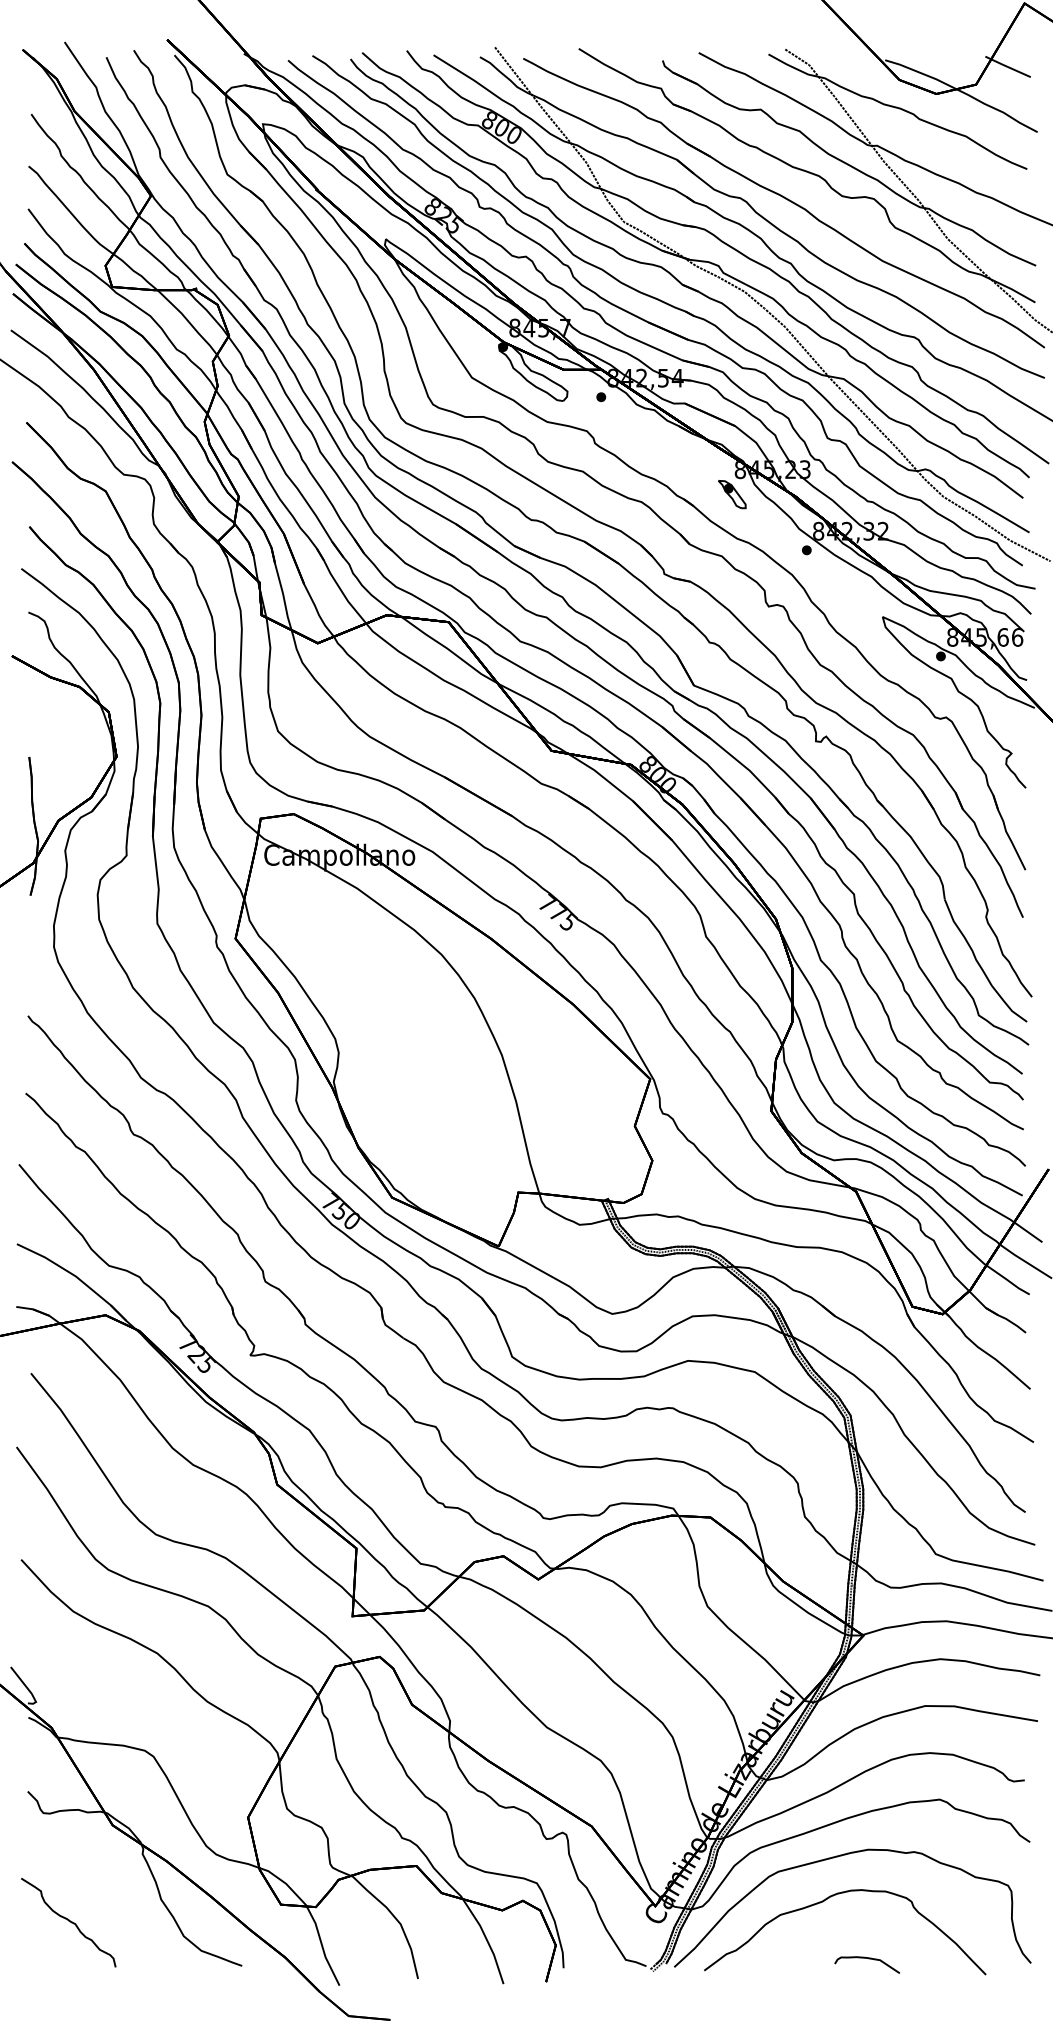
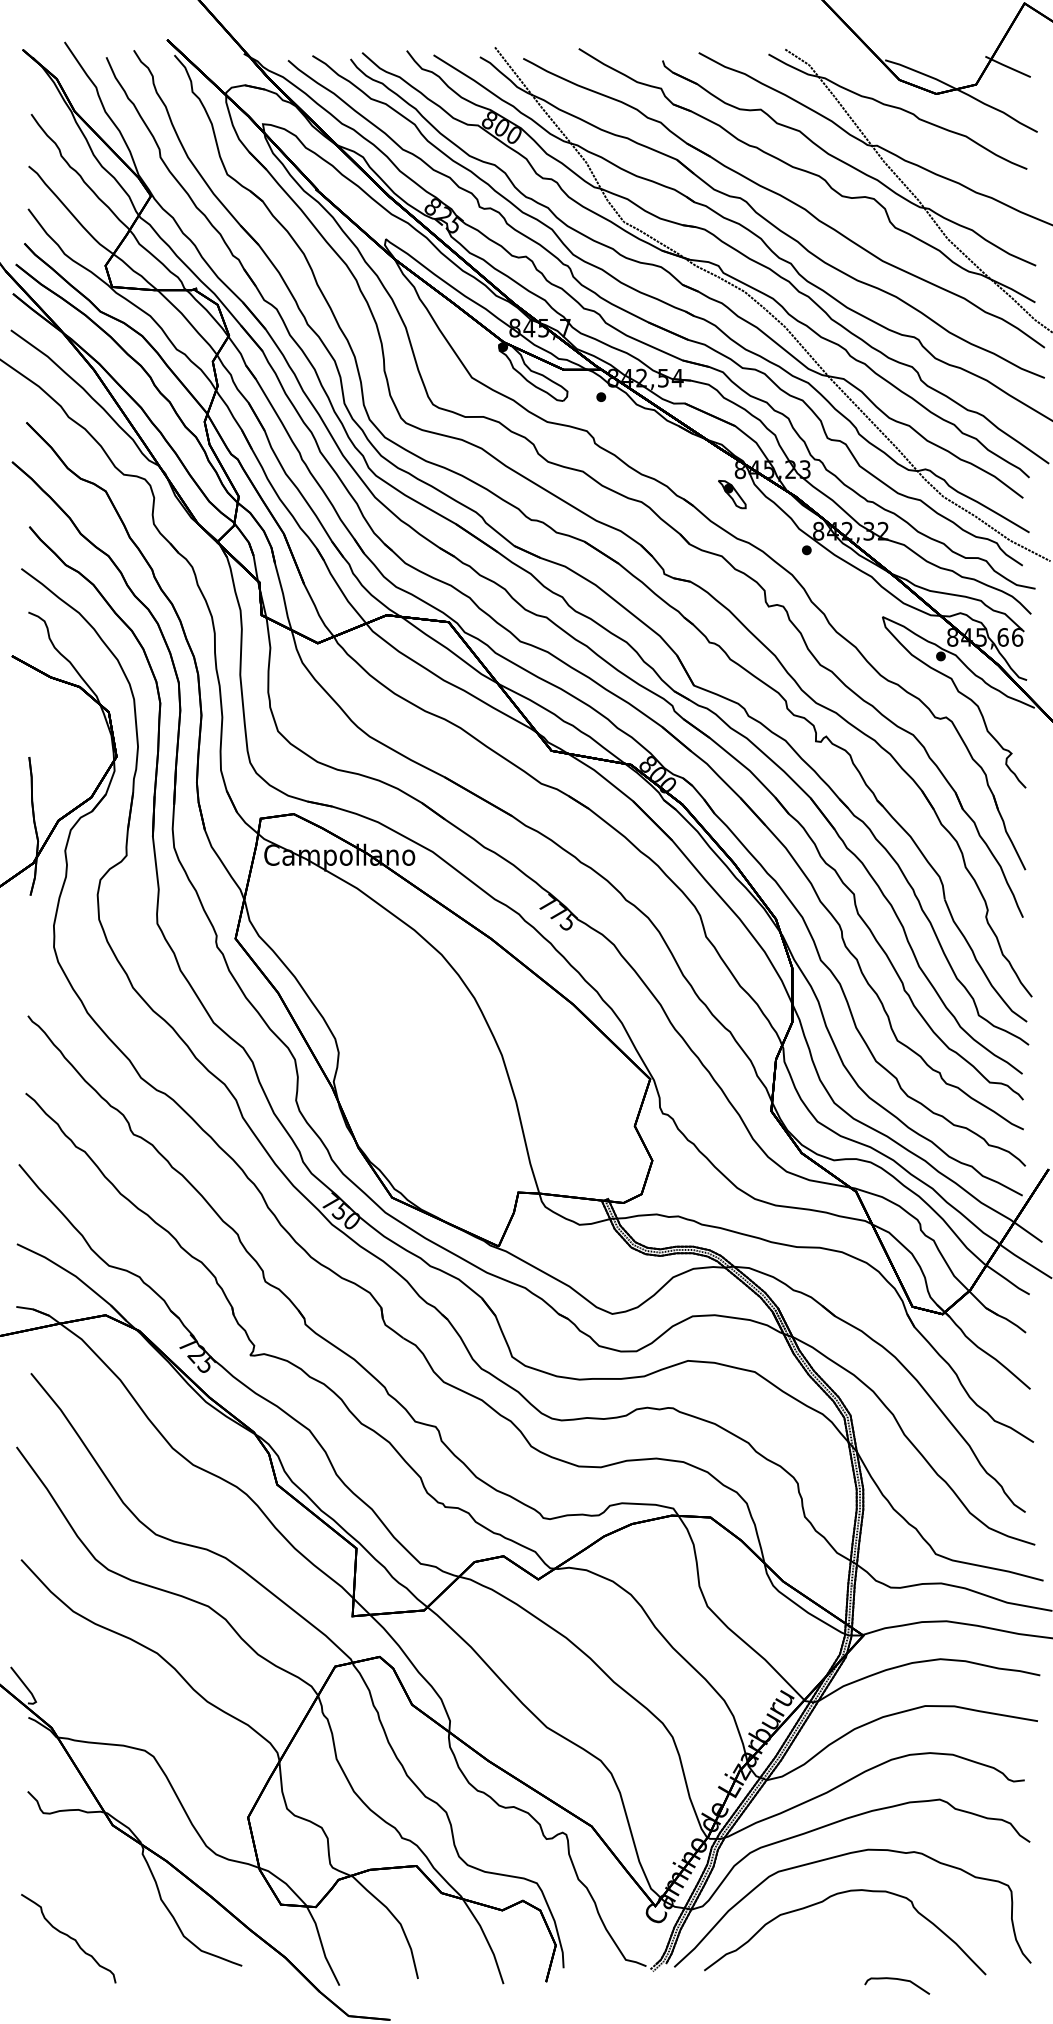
curve position: (68, 1921) -> (68, 1937) (68, 1937)
curve position: (868, 1959) -> (898, 1980) (898, 1980)
